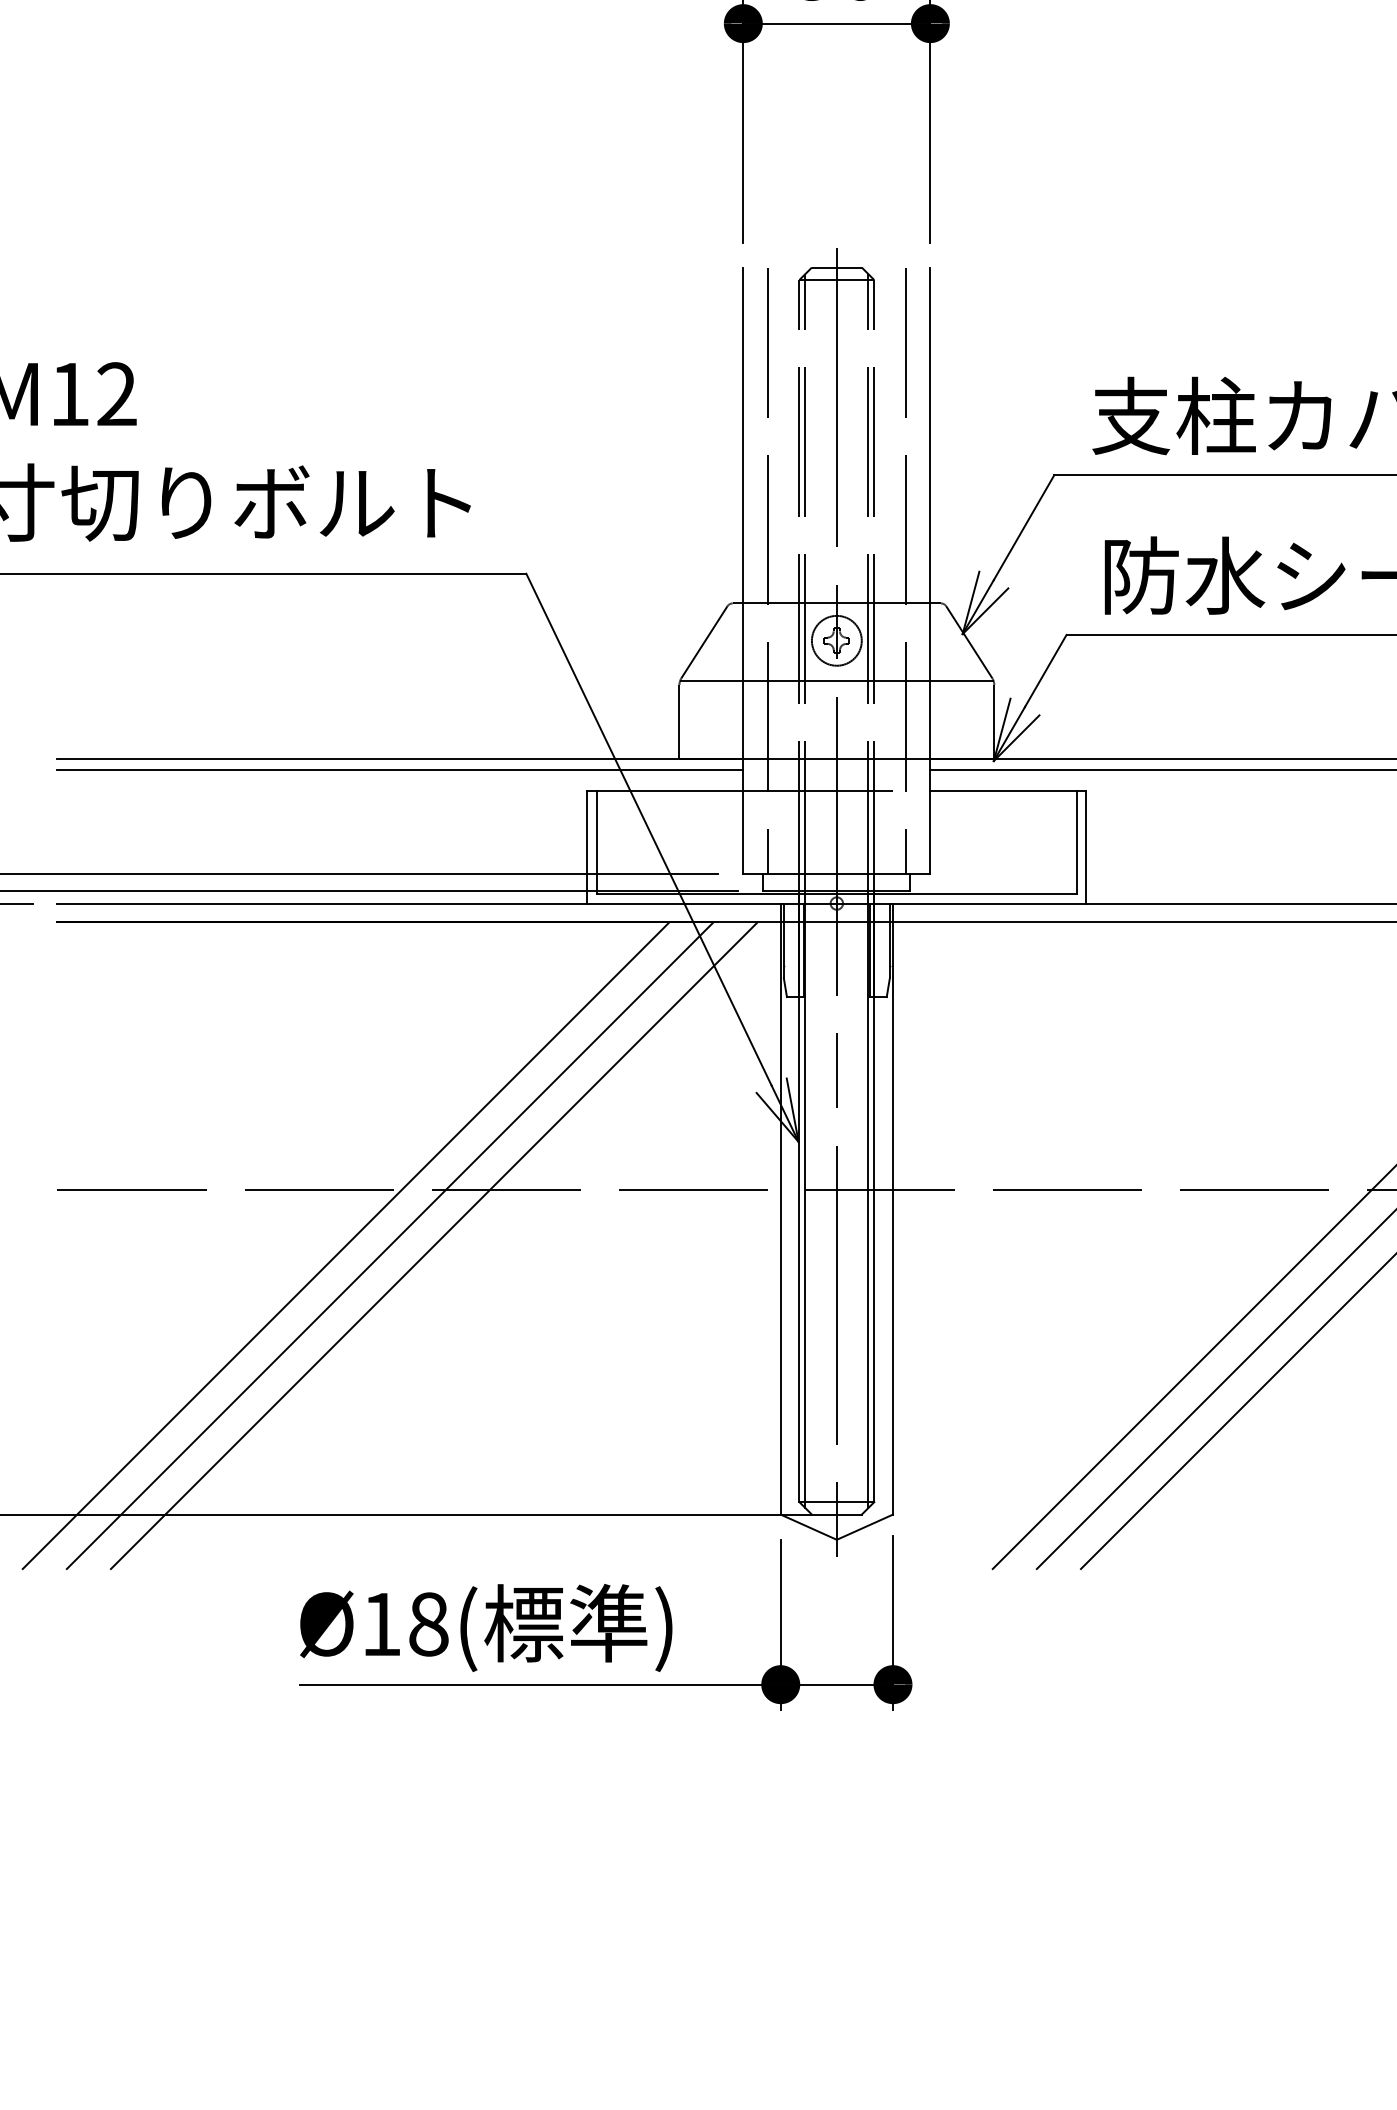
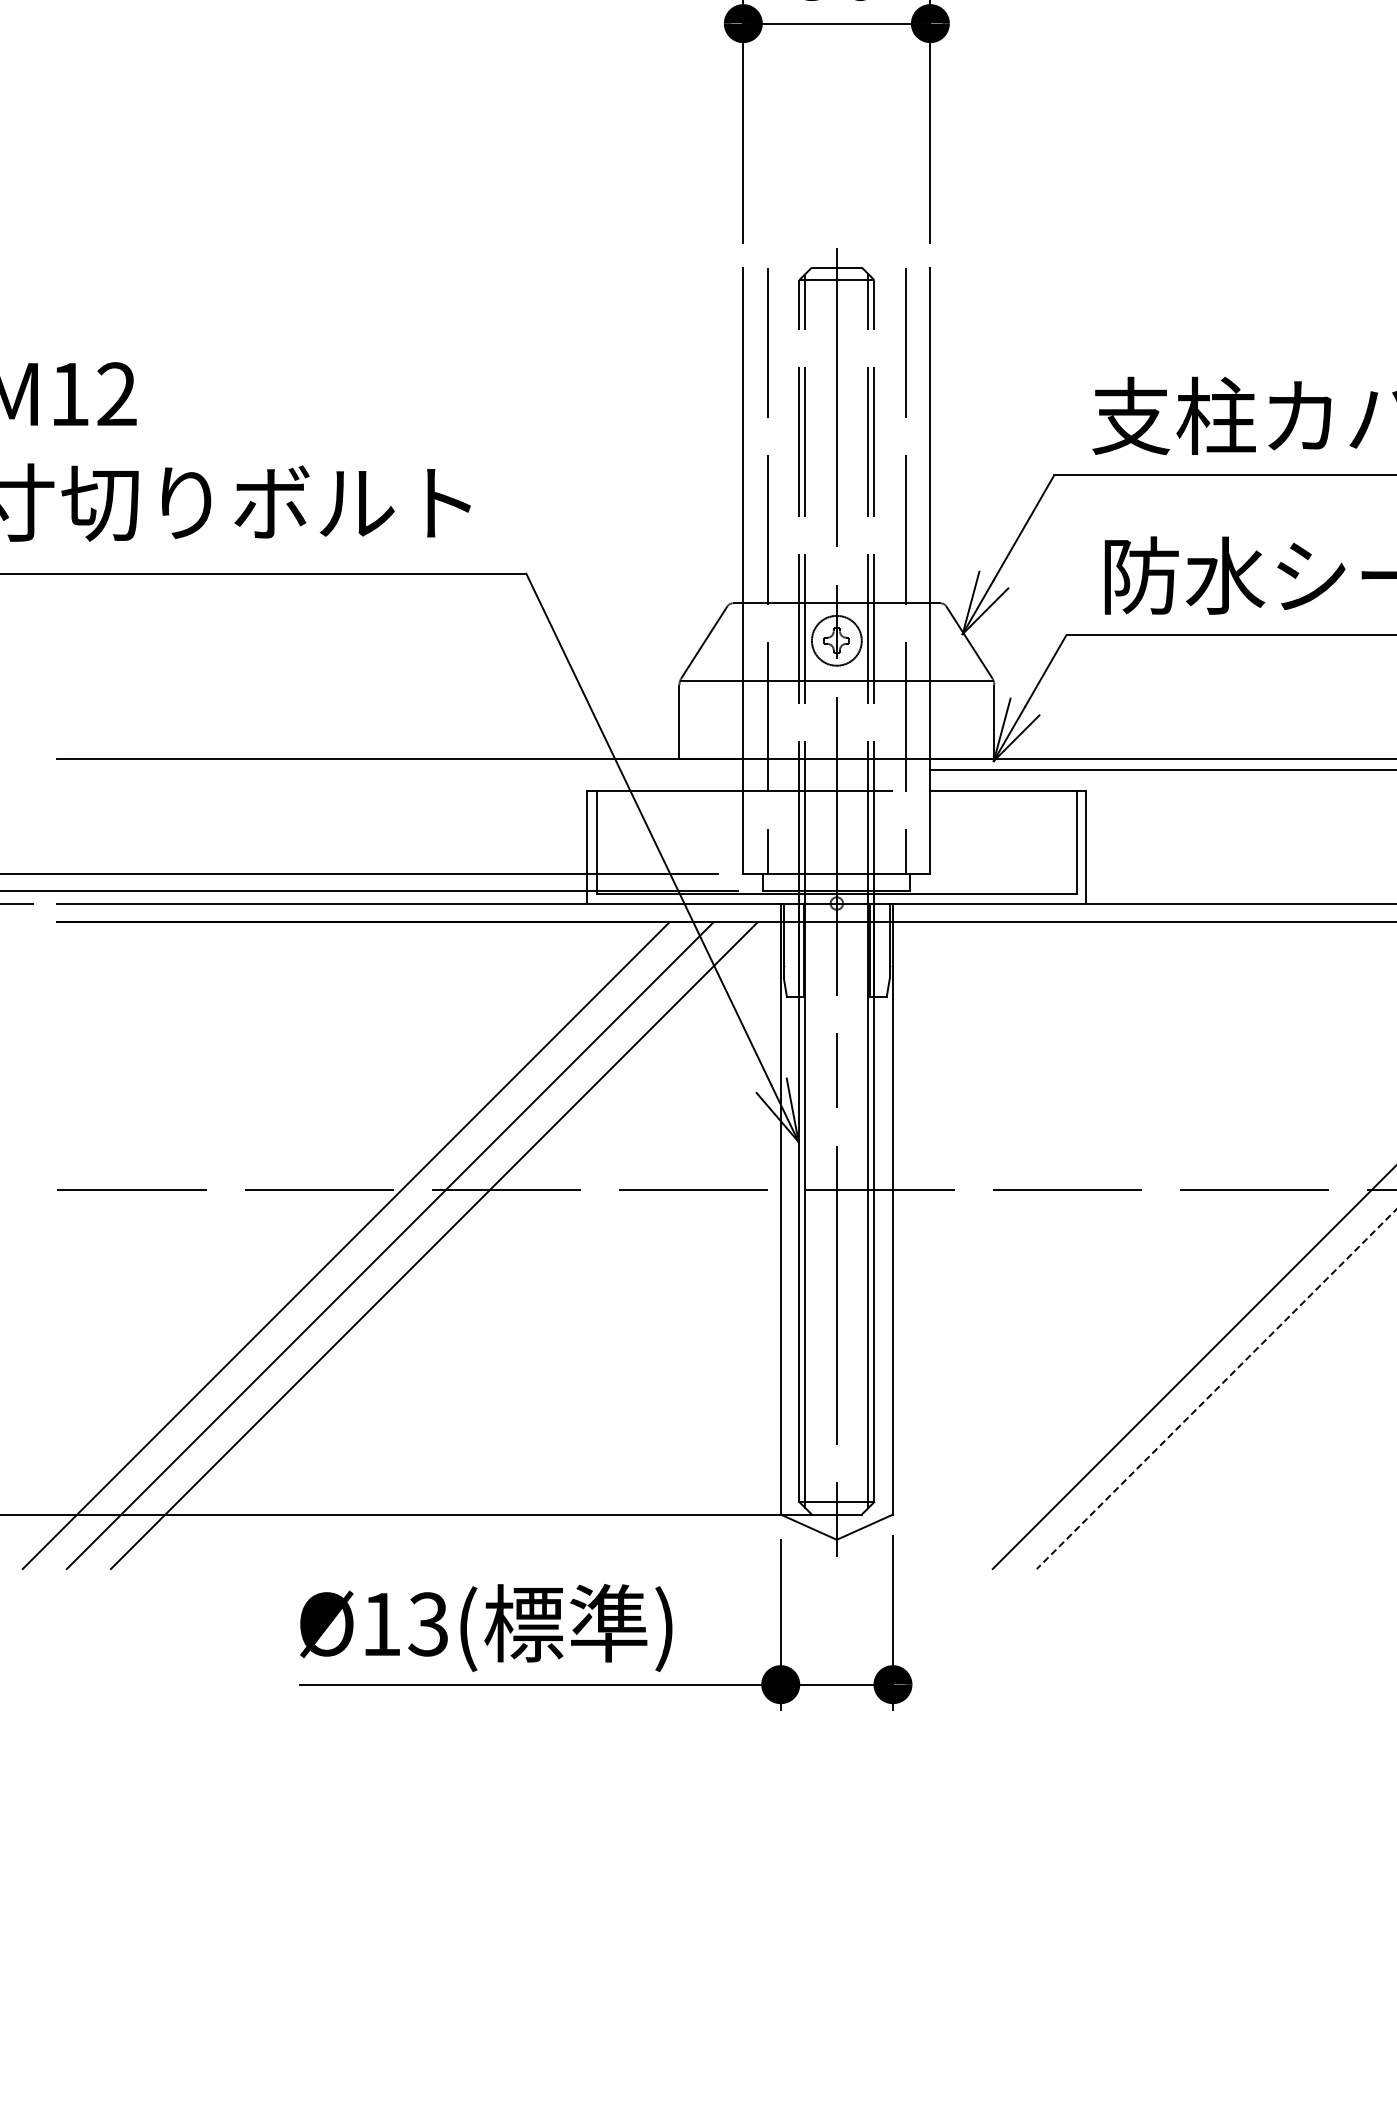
line: present -> none (400, 769)
line: solid -> dashed (1216, 1389)
line: present -> none (1236, 1412)
text: Ø18( -> Ø13( (428, 1624)
